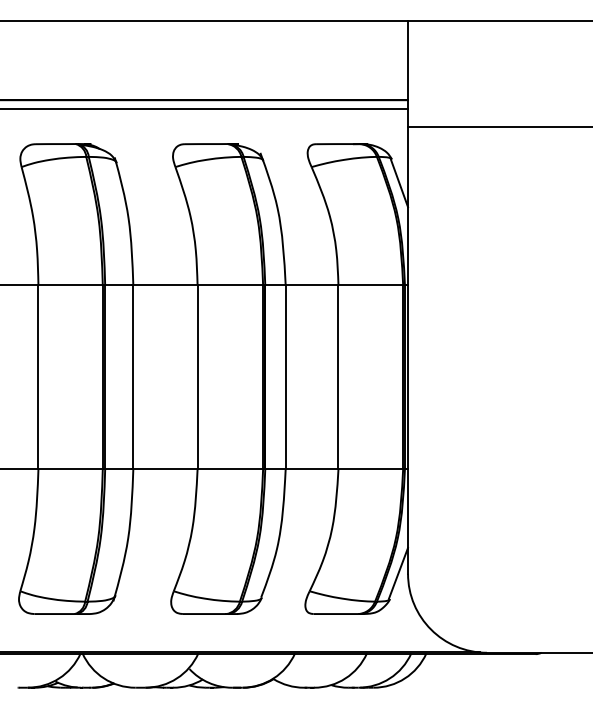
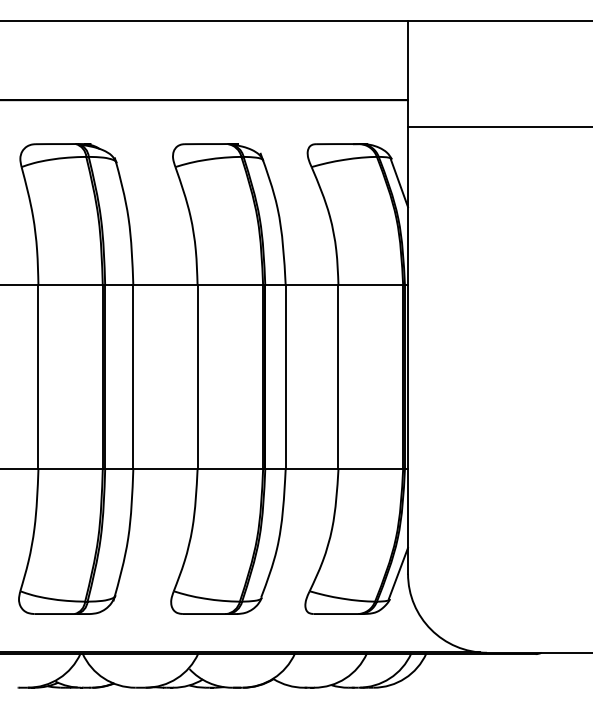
line: present -> none (205, 108)
